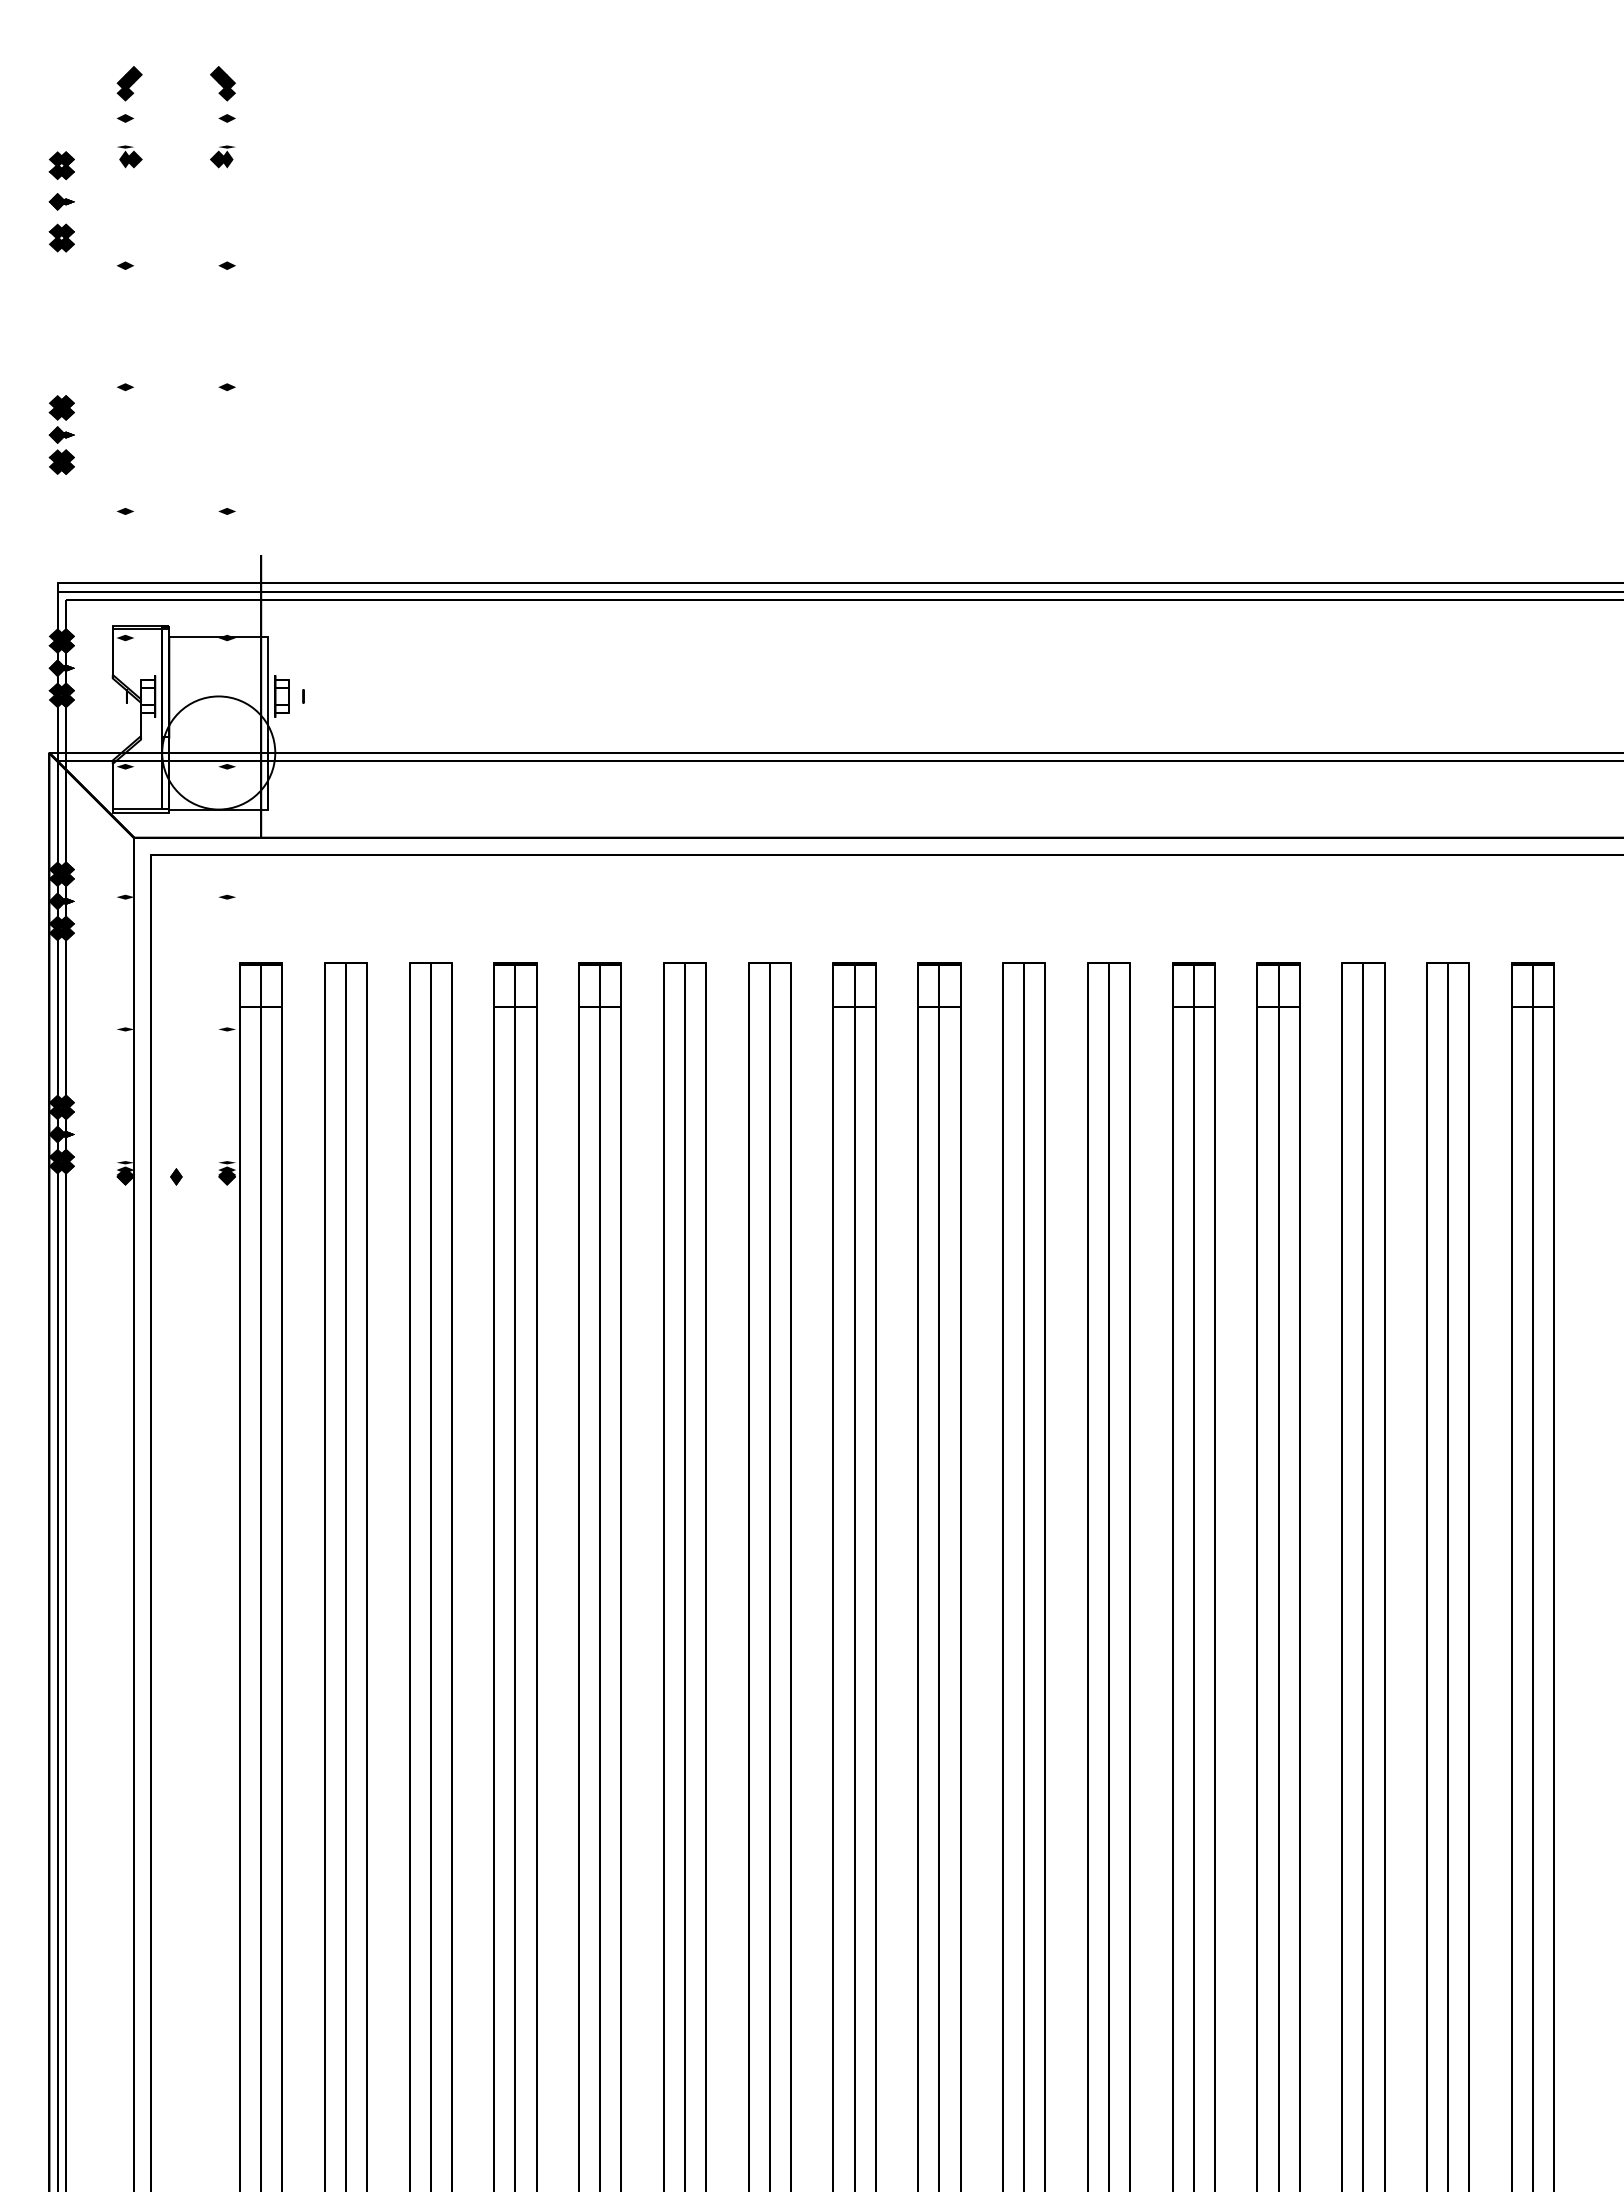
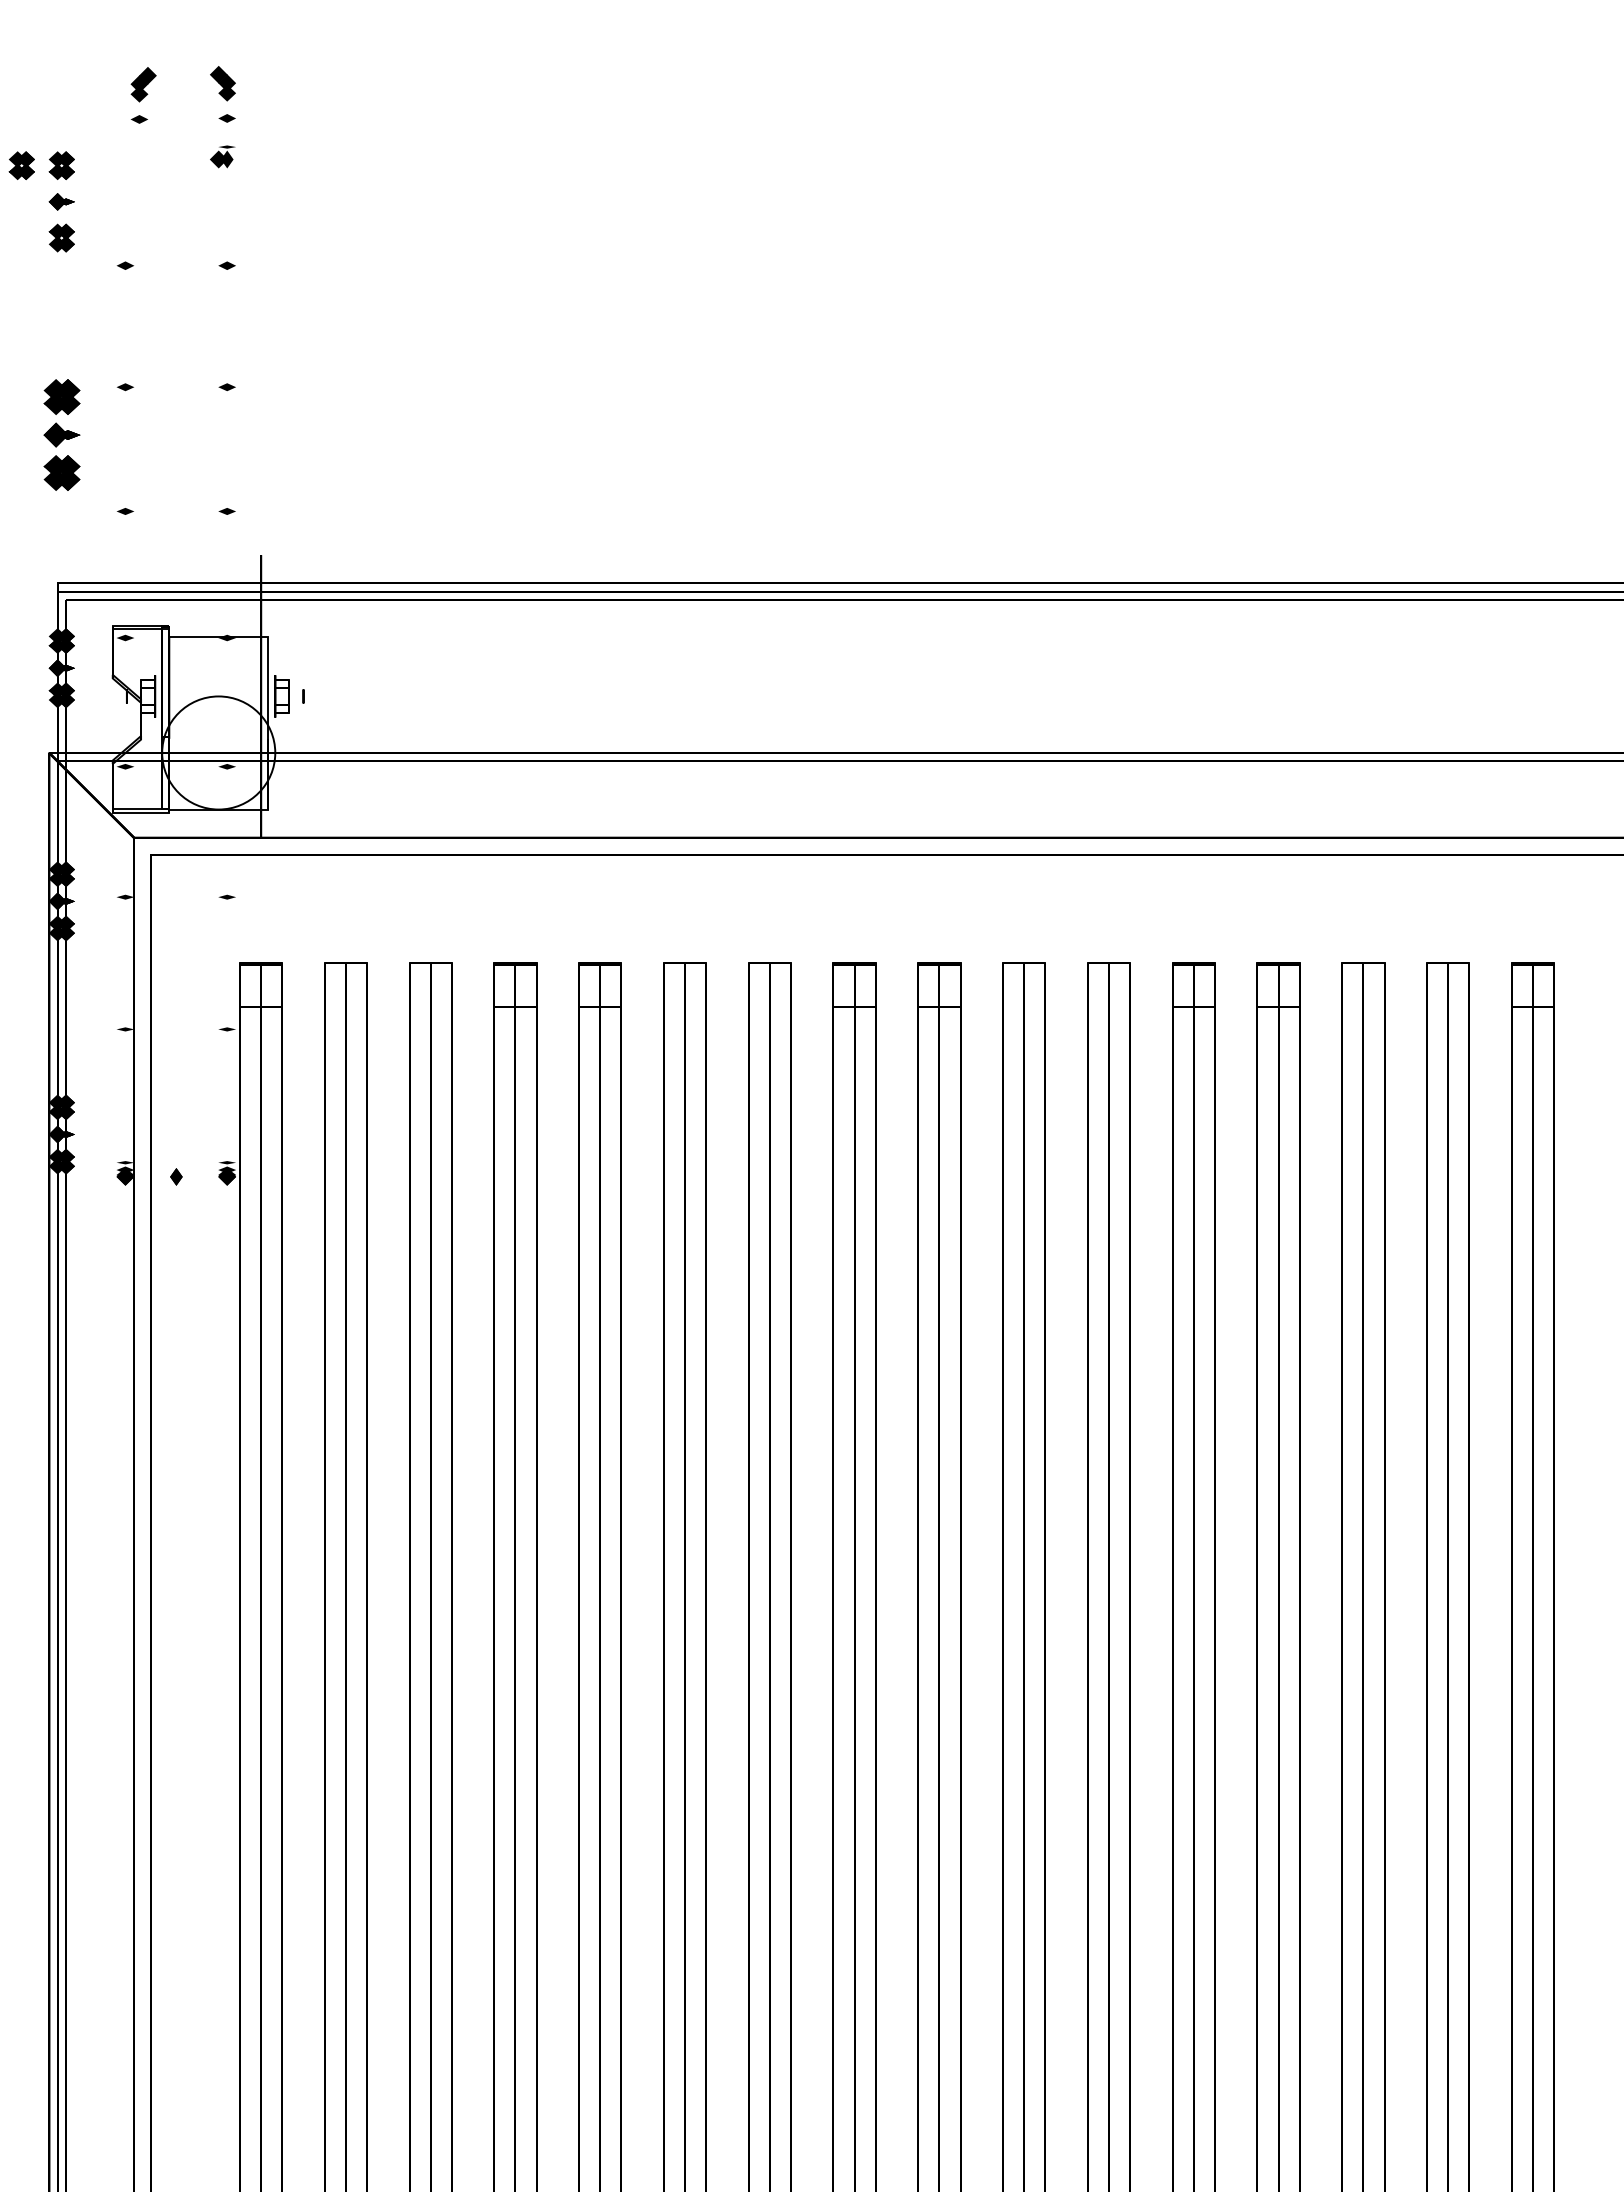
part position: (129, 94) -> (143, 95) (143, 95)
part: present -> none (129, 156)
part: none -> present (21, 165)
part size: 27x80 px -> 38x112 px (61, 434)
